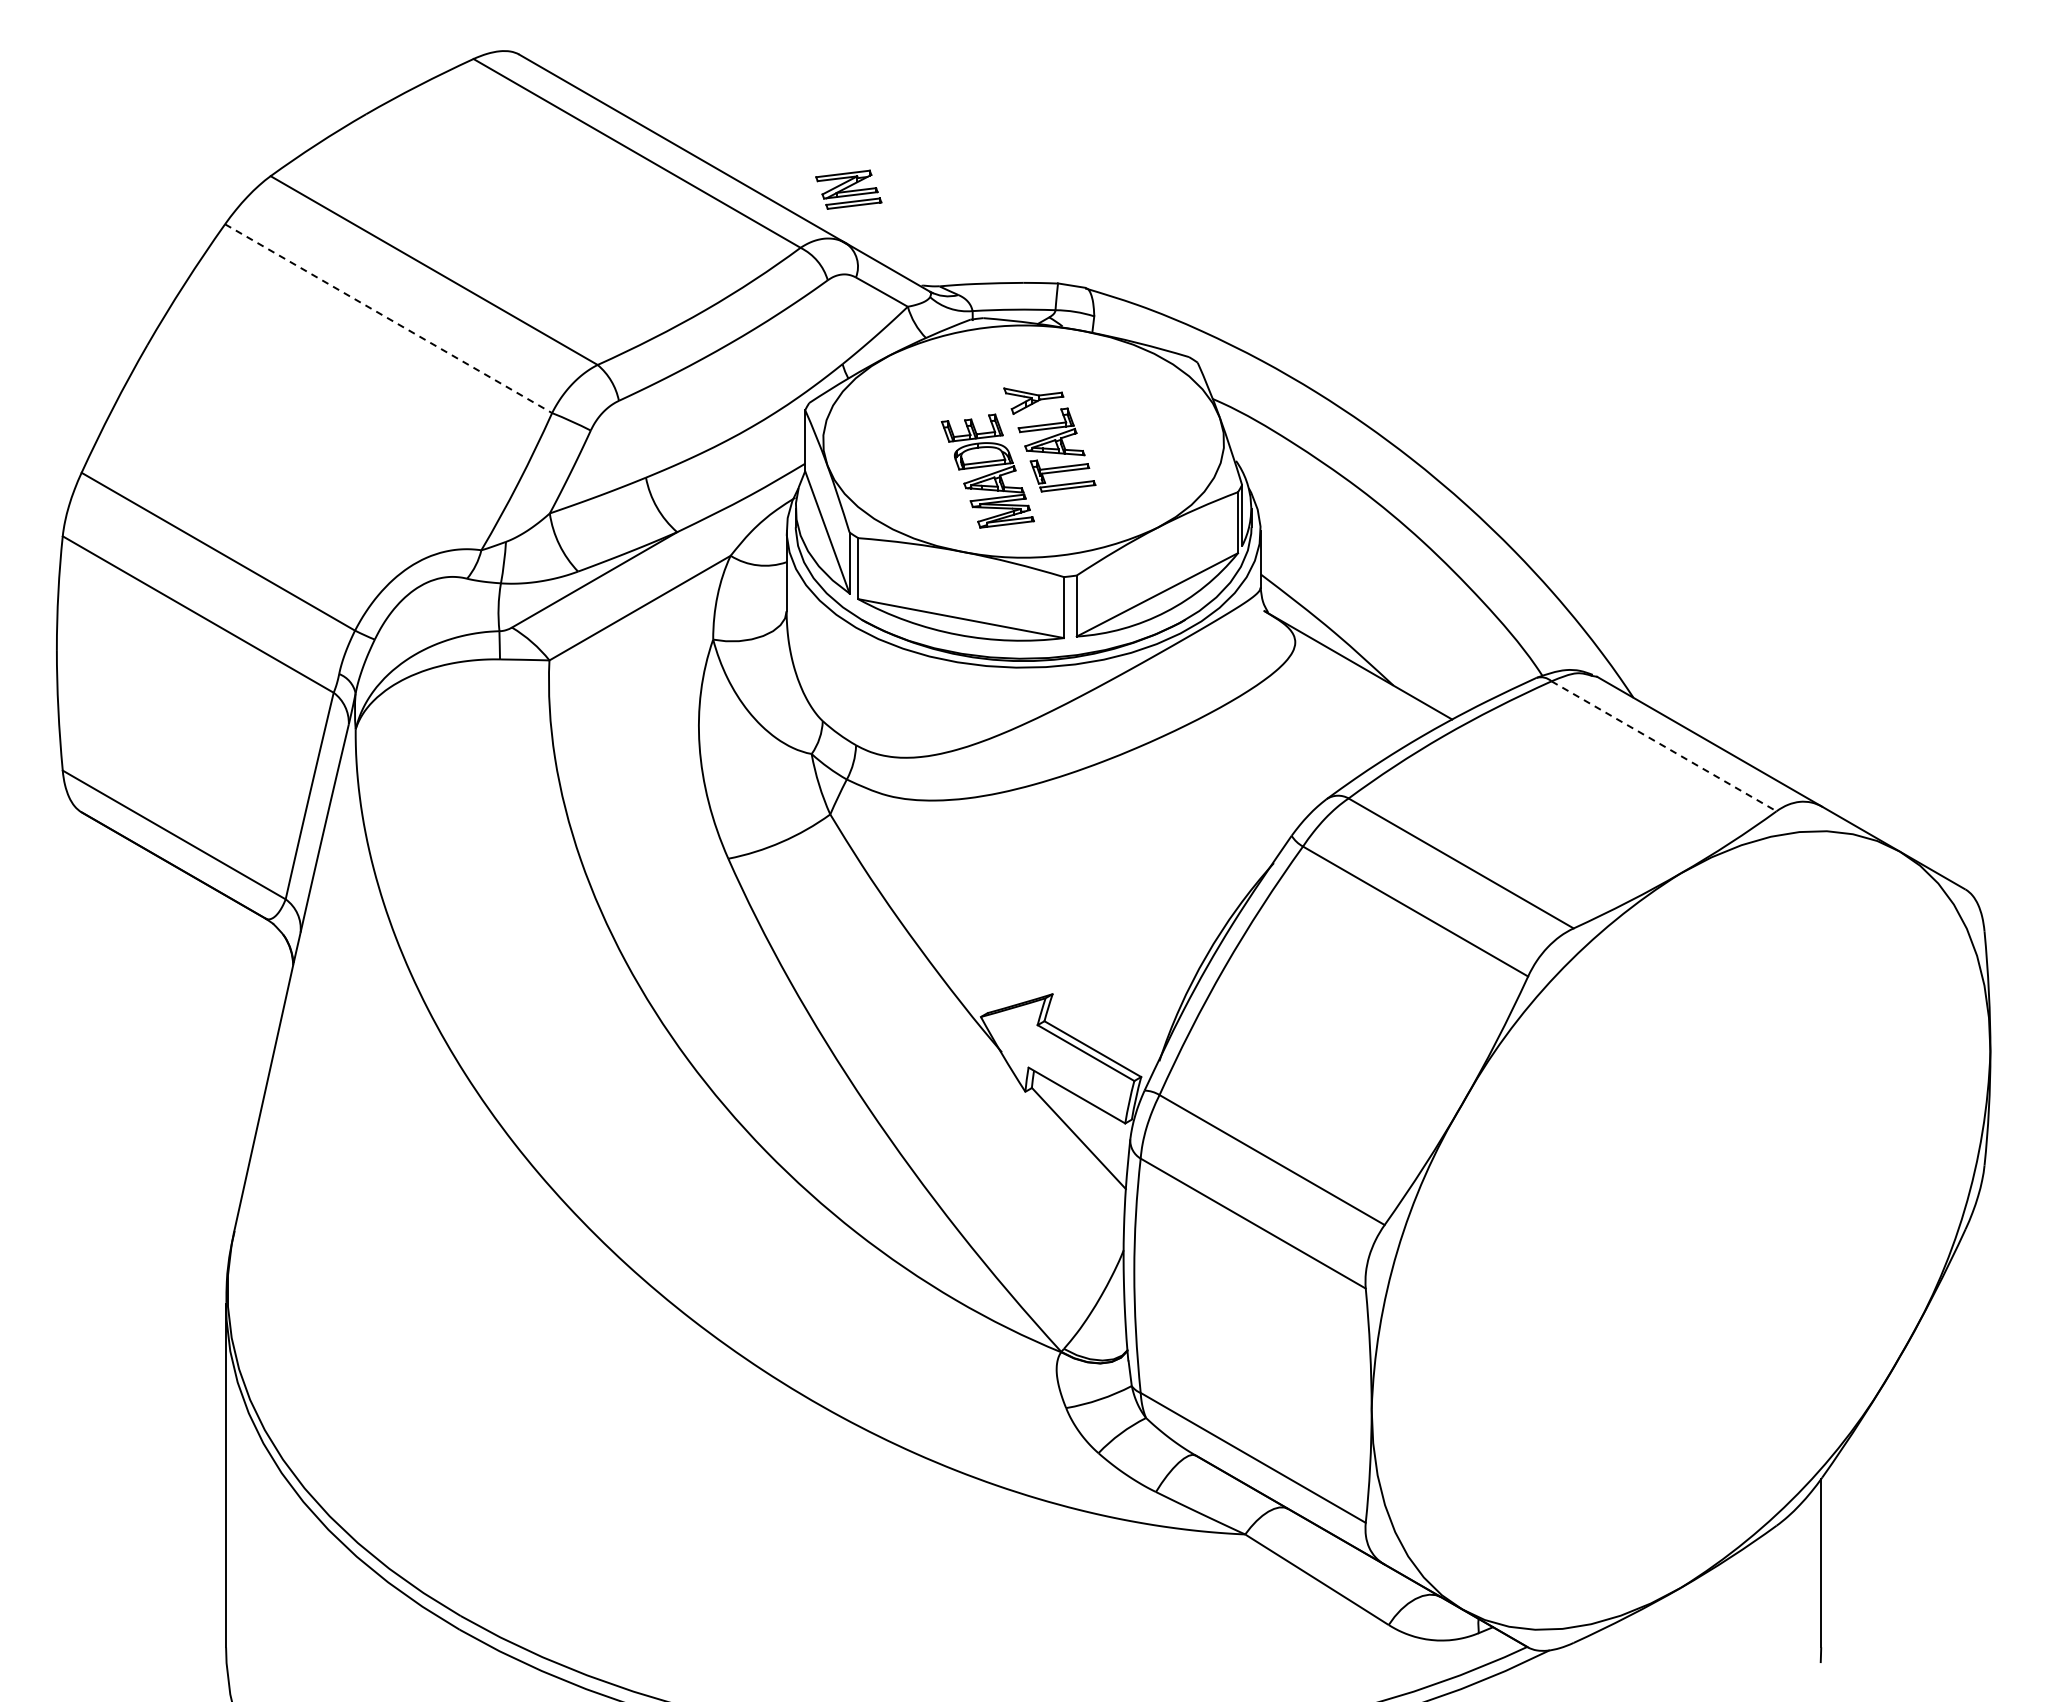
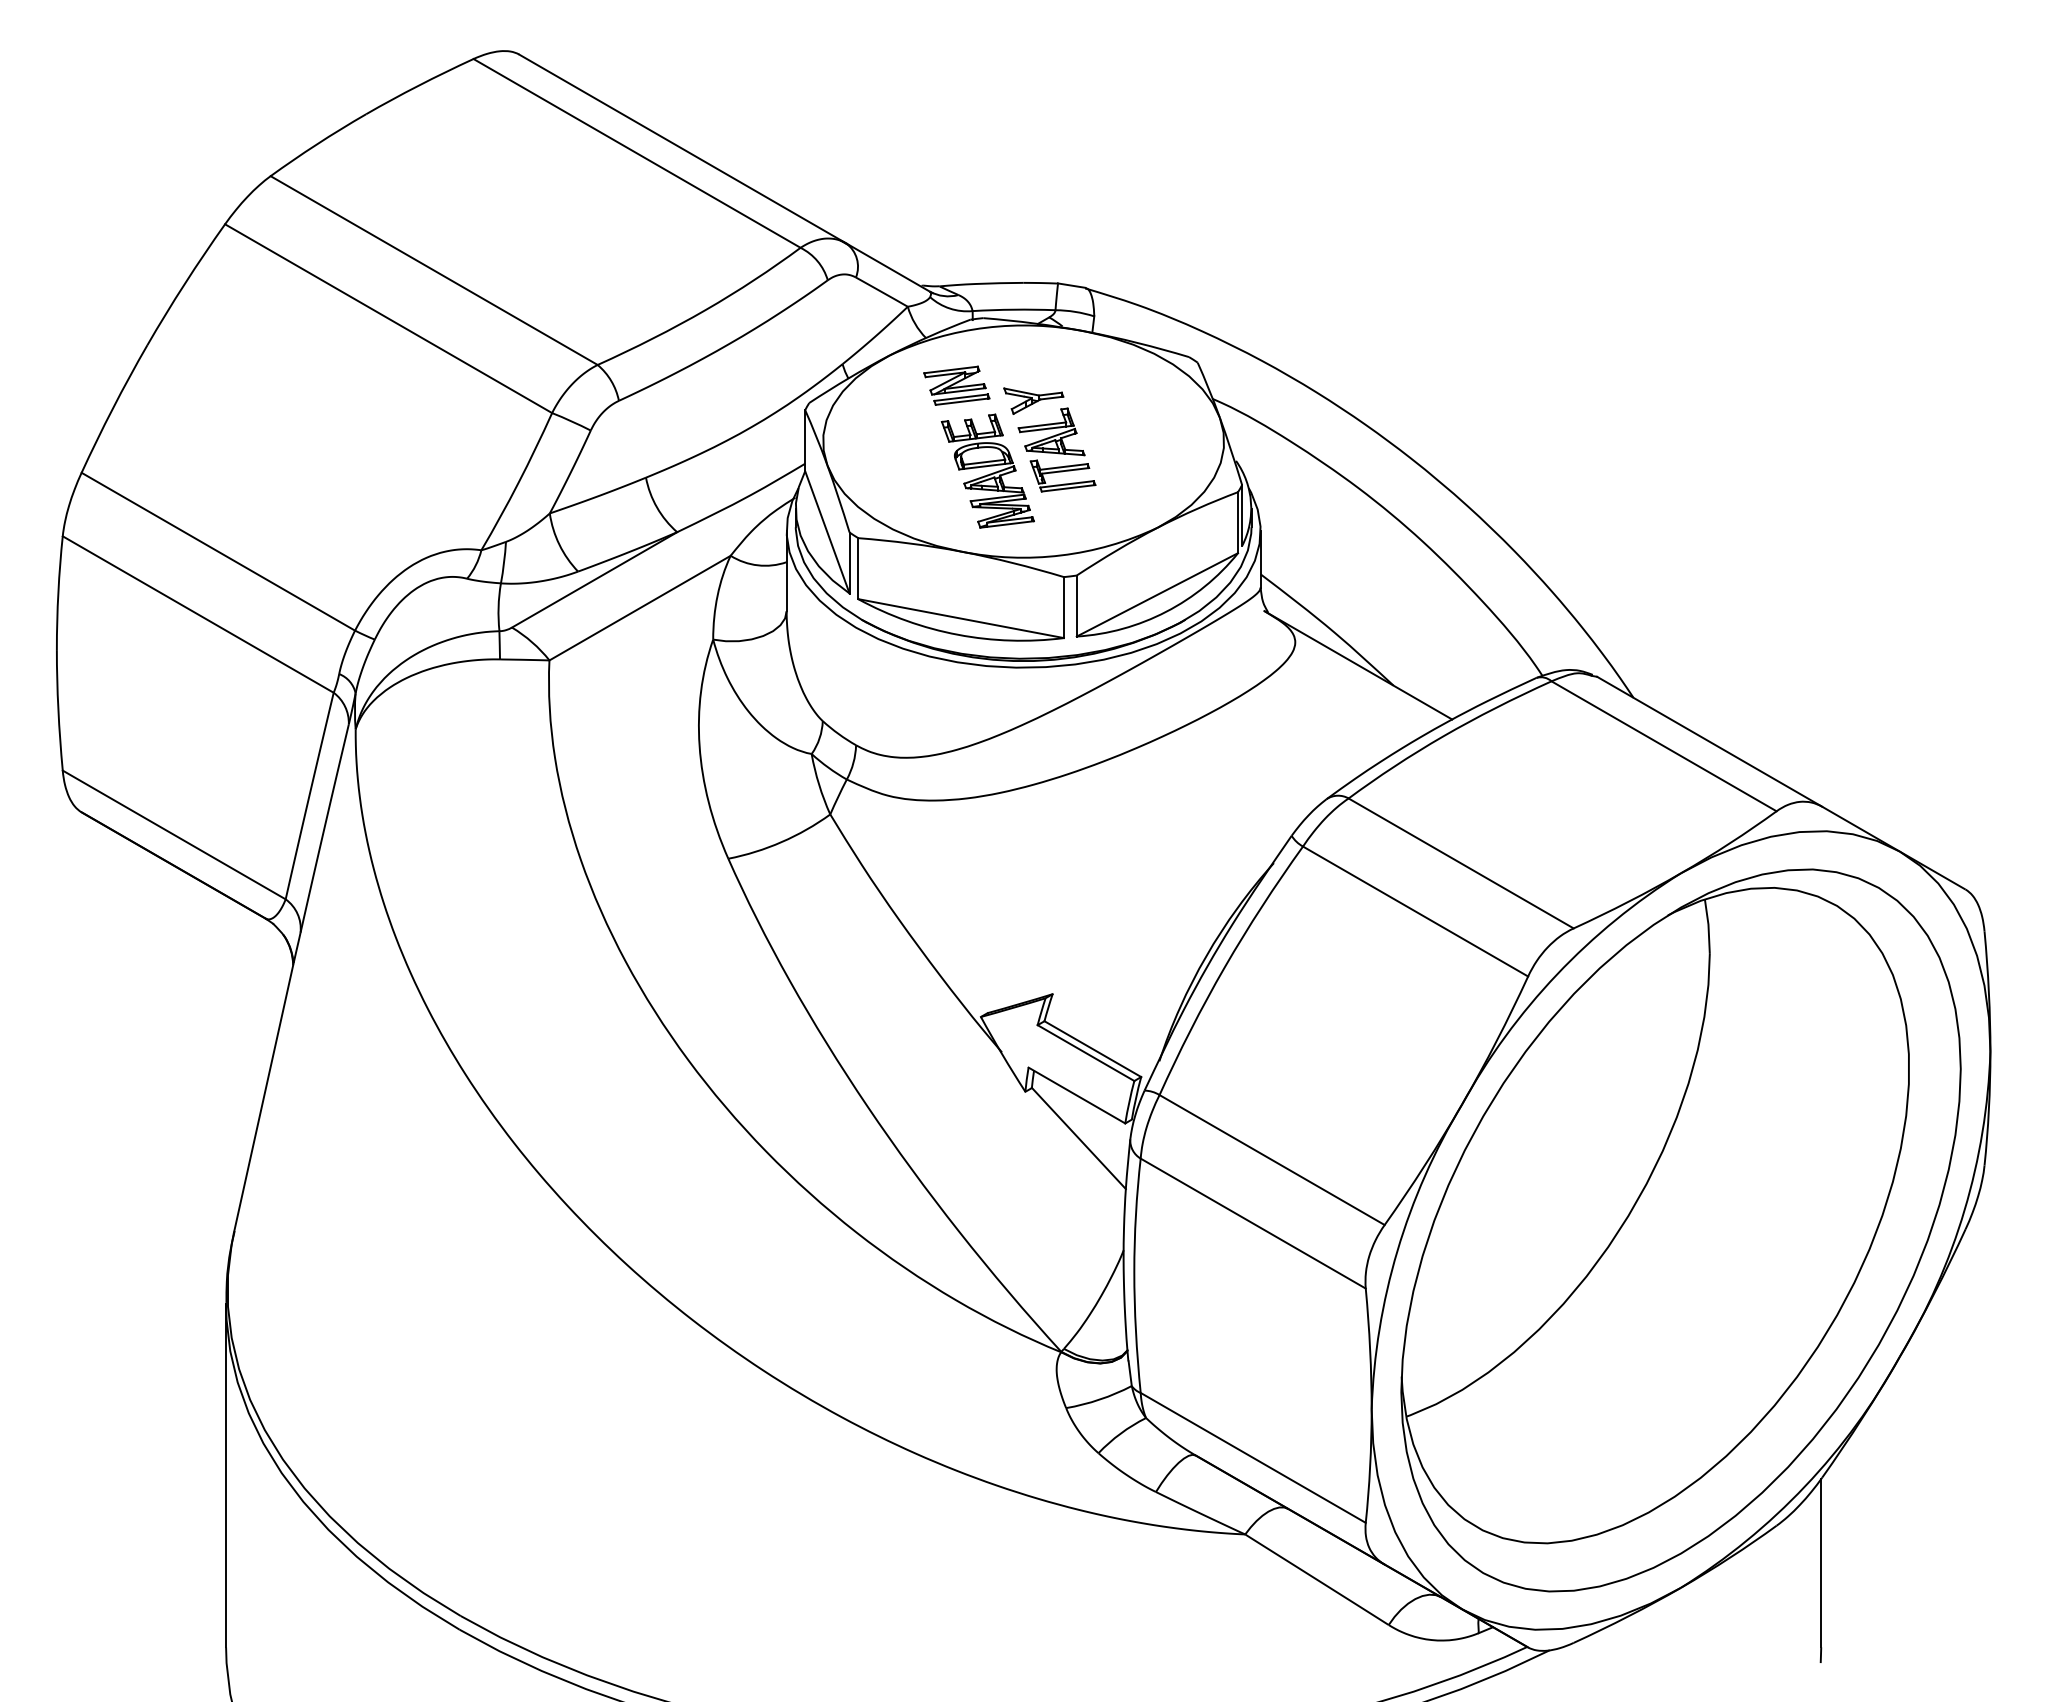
part position: (848, 189) -> (956, 385) (956, 385)
line: dashed -> solid (388, 318)
line: dashed -> solid (1664, 746)
part: none -> present (1680, 1230)
